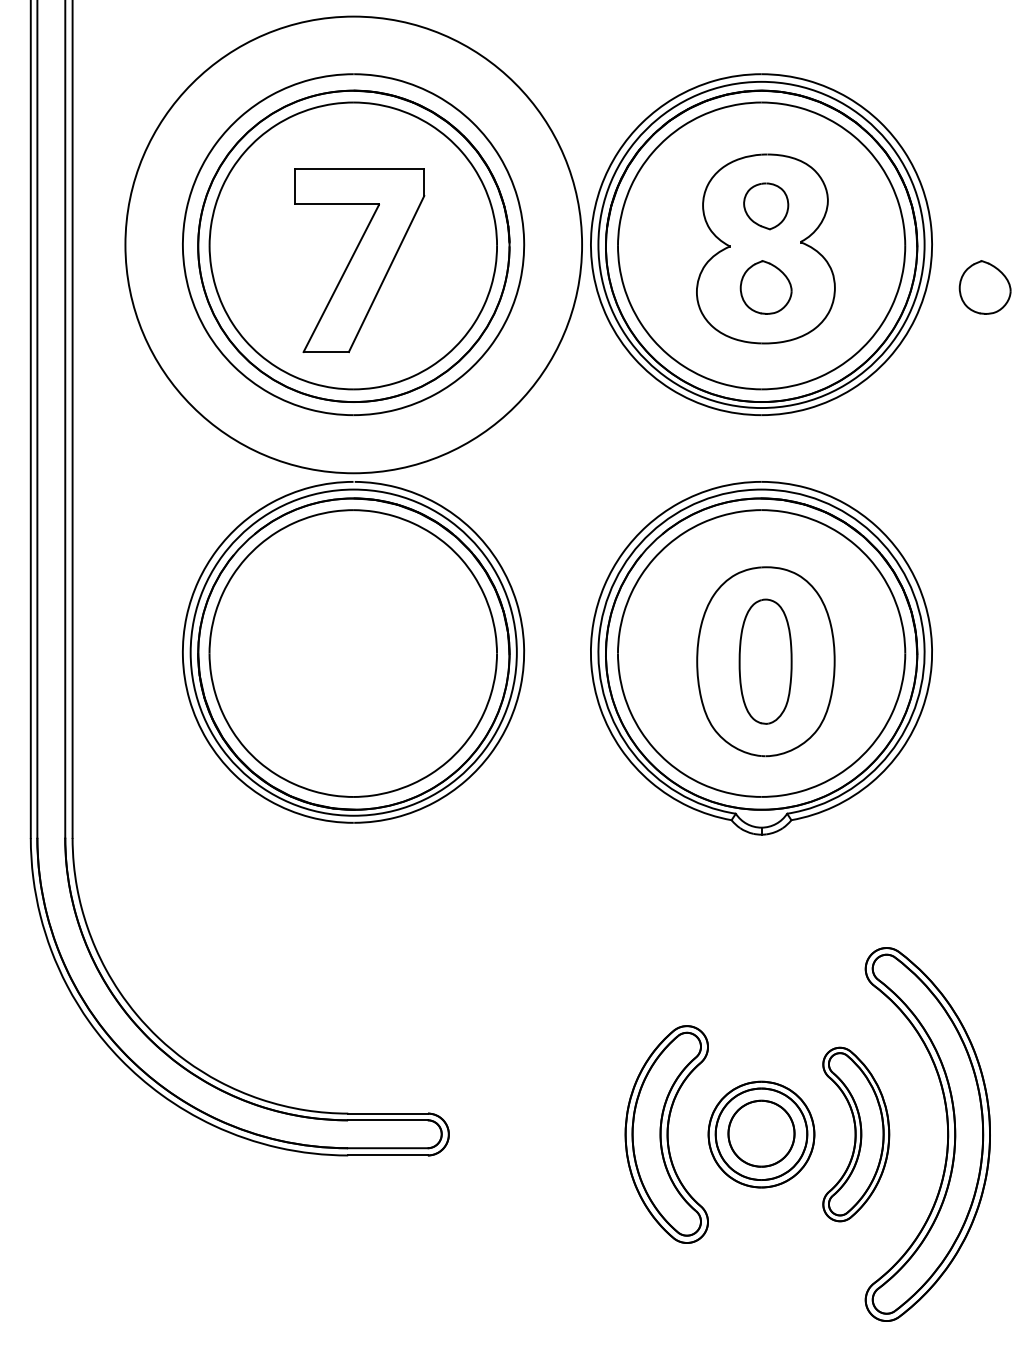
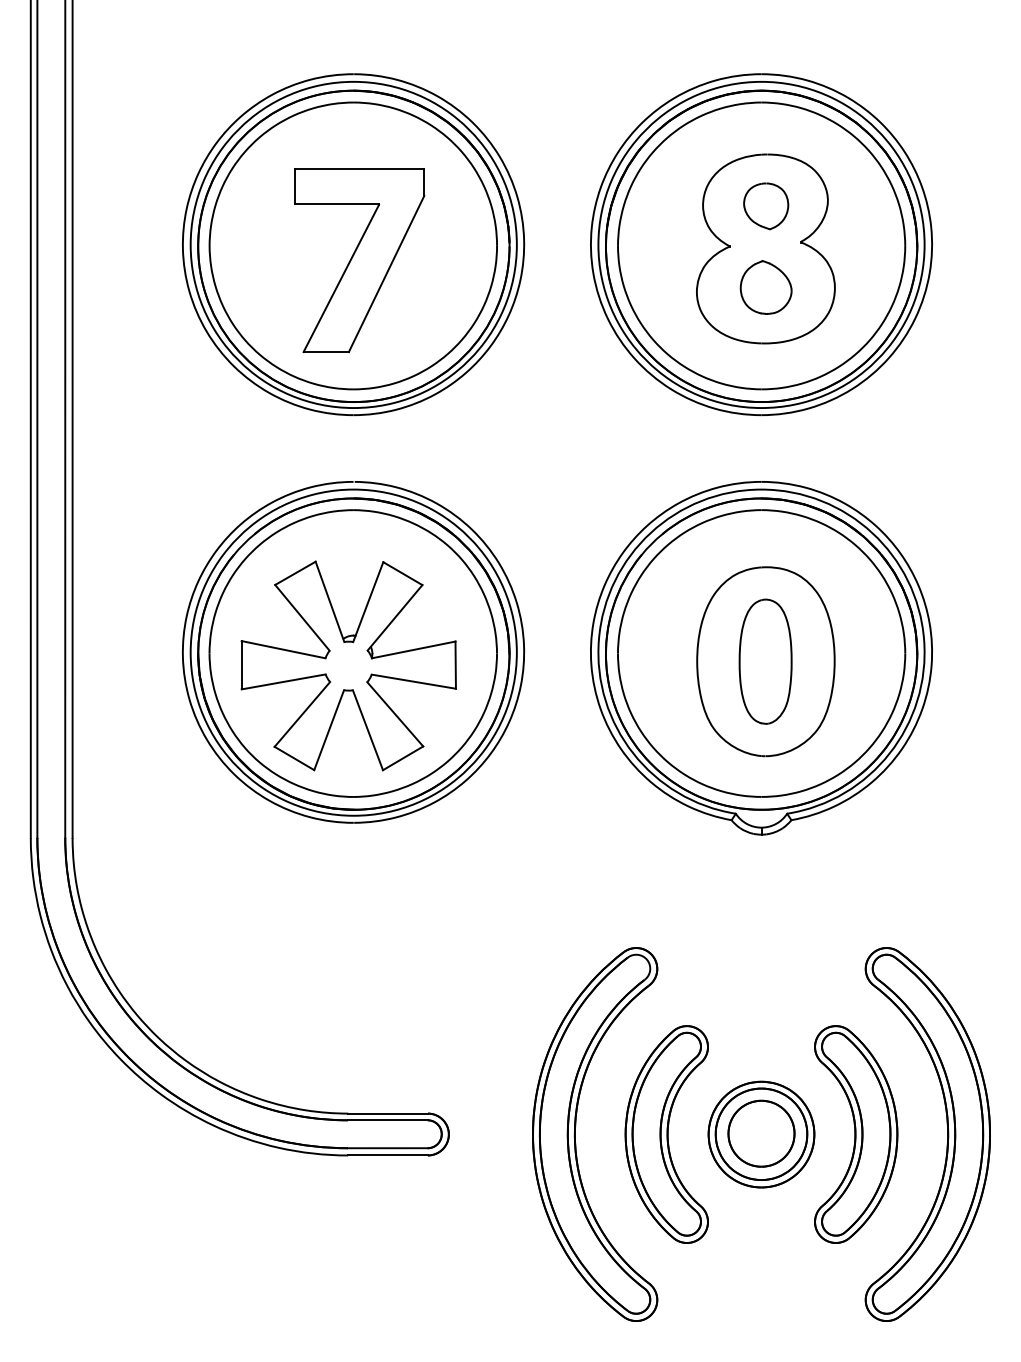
circle diameter: 457 px -> 326 px (353, 244)
part: present -> none (984, 287)
part: none -> present (348, 665)
part: none -> present (575, 1134)
part size: 69x177 px -> 85x219 px (856, 1134)
